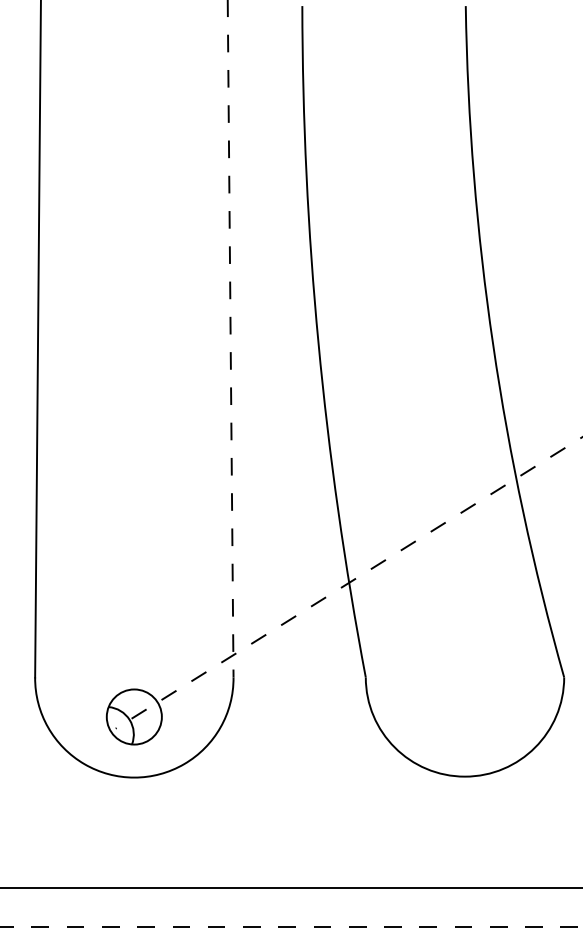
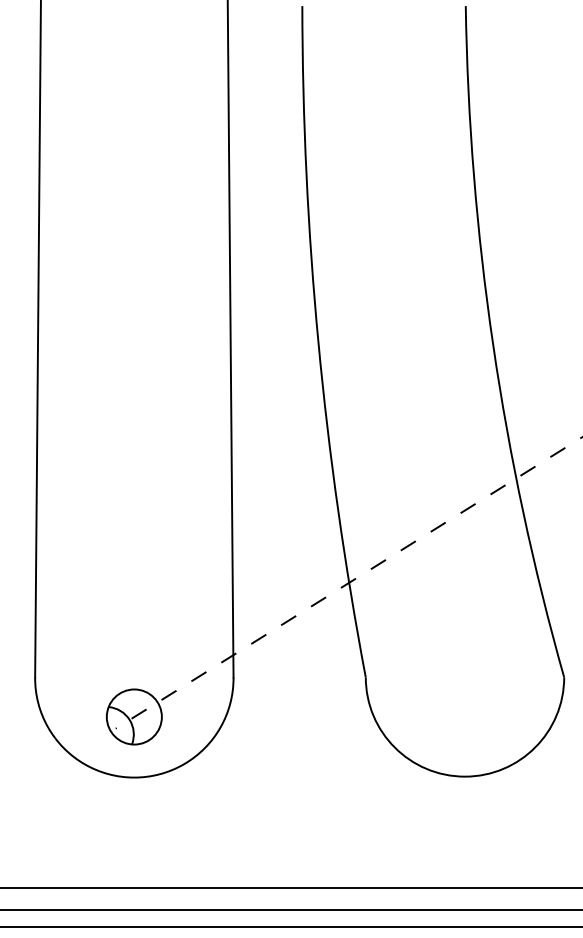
line: dashed -> solid (230, 339)
line: none -> present (290, 909)
line: dashed -> solid (291, 927)
